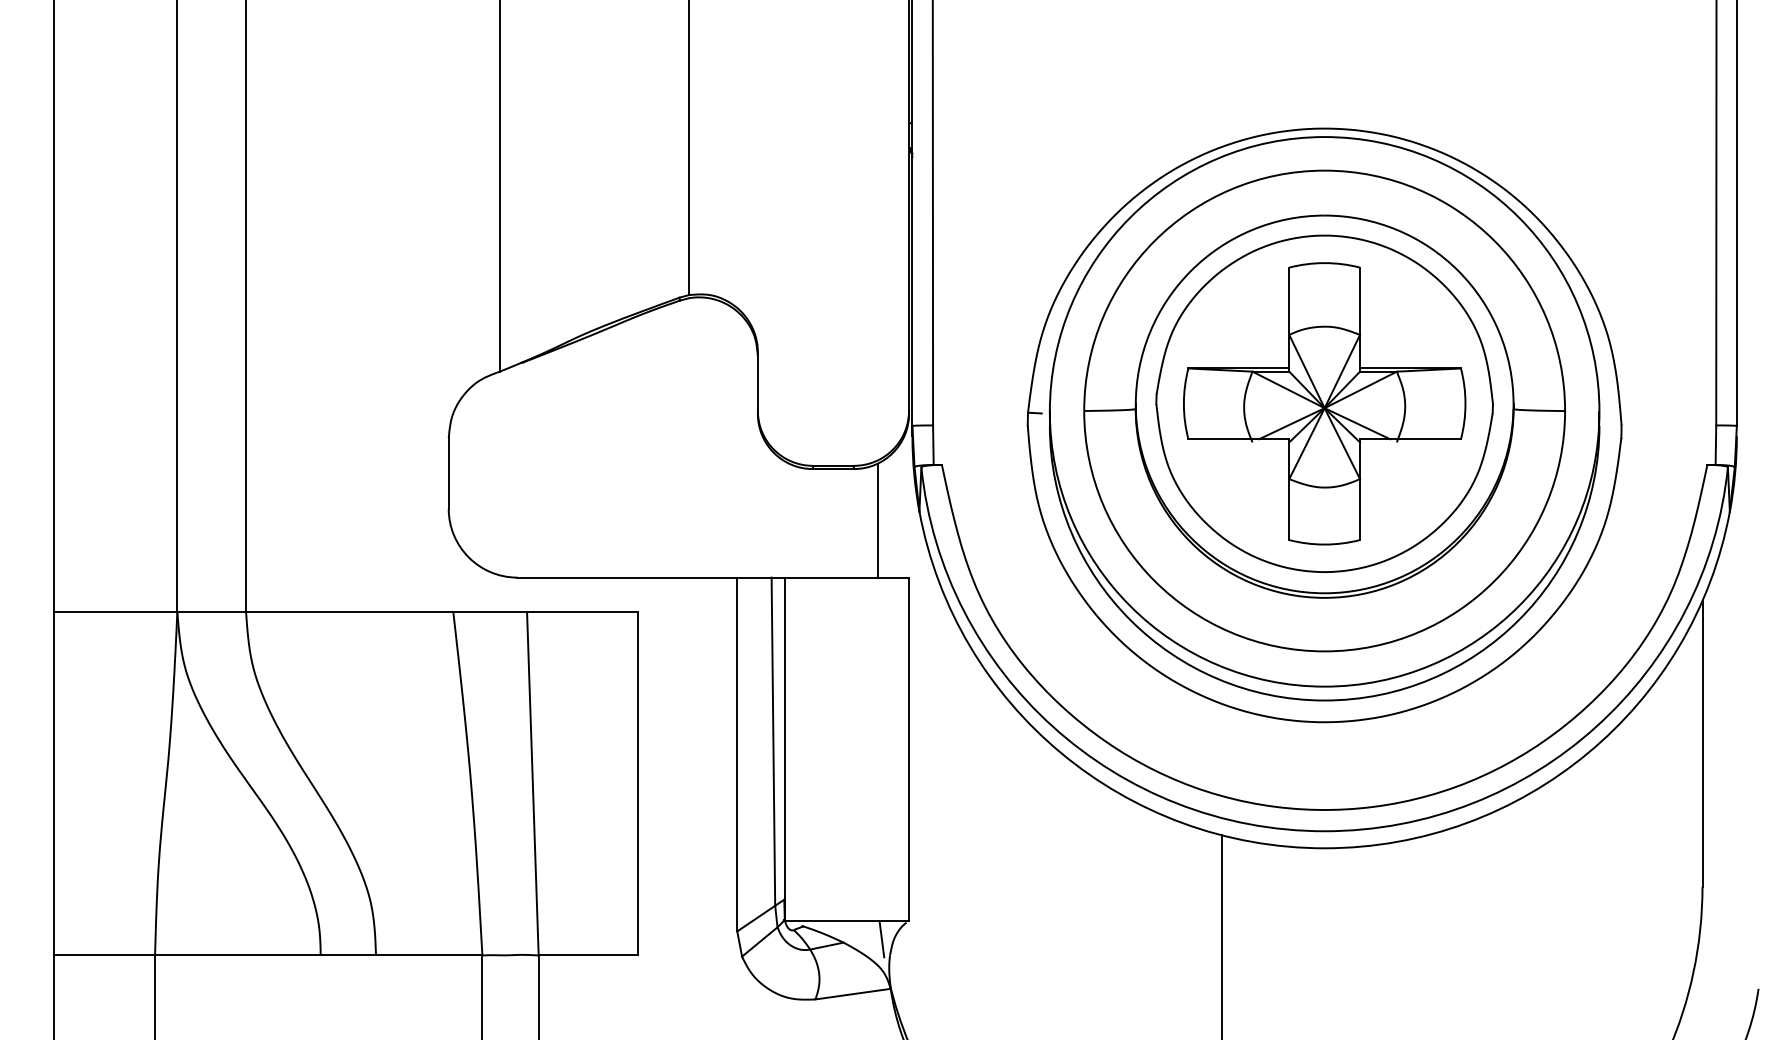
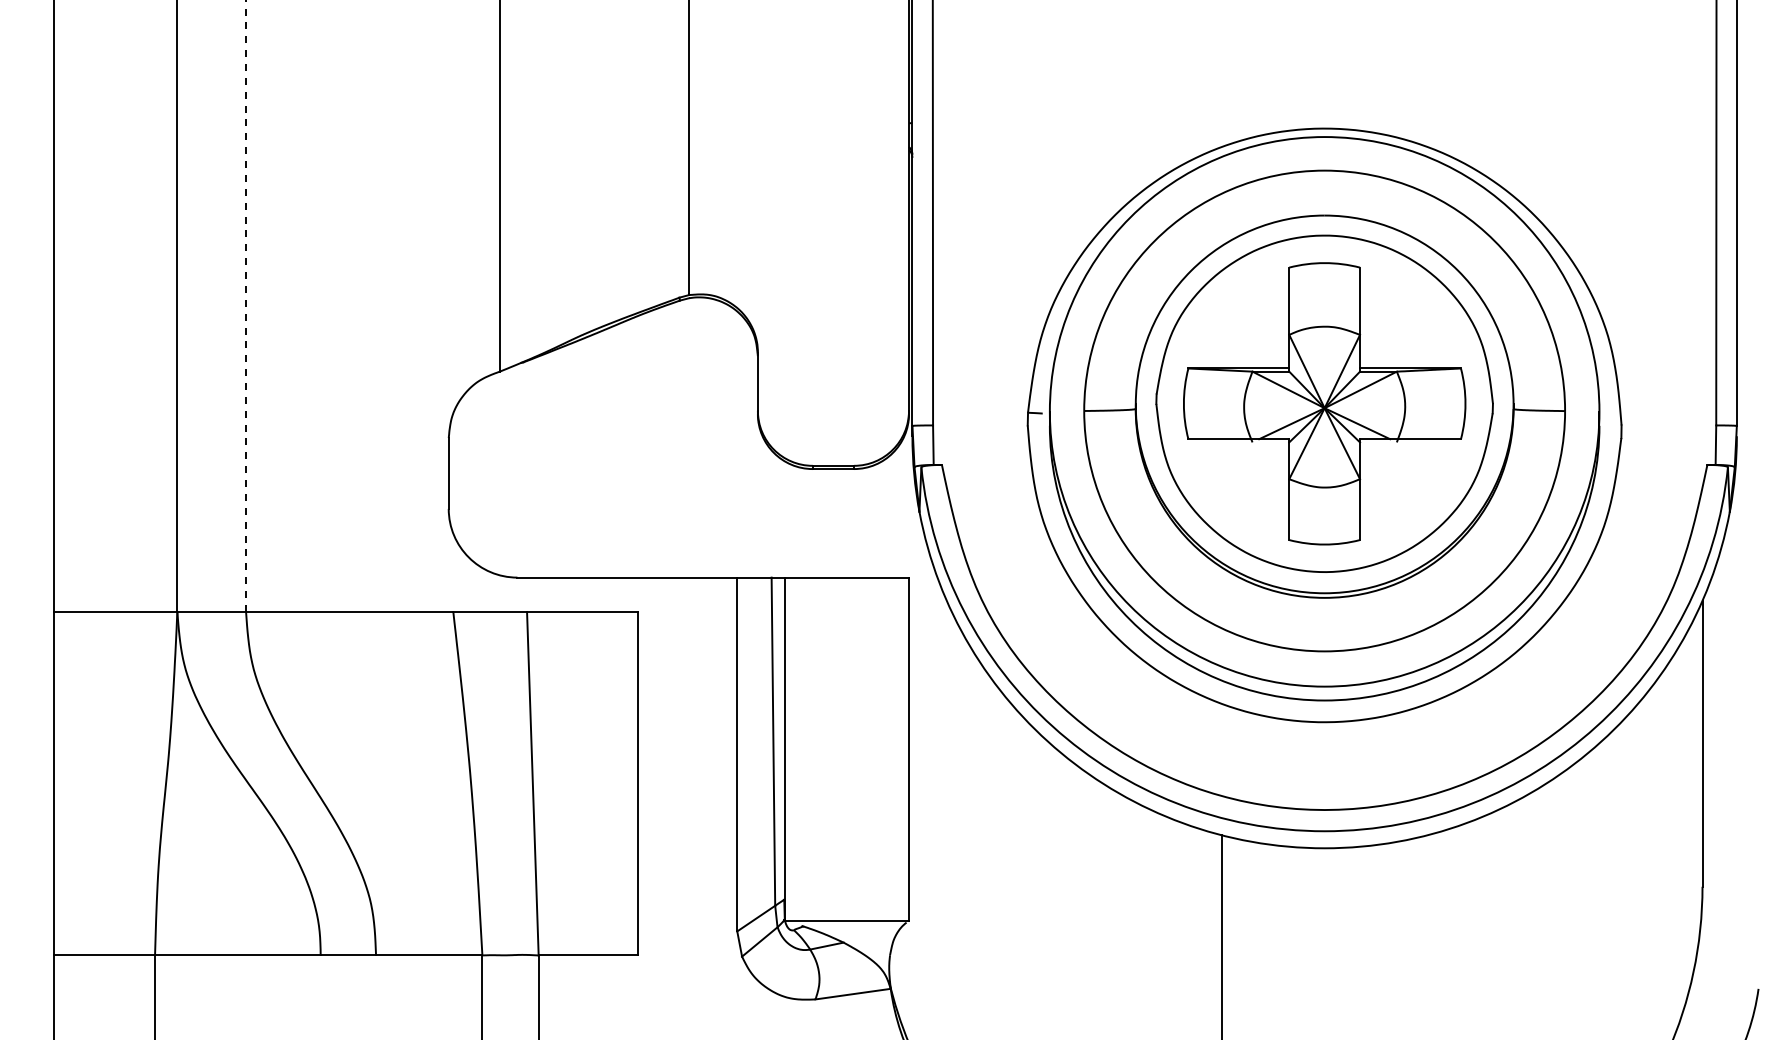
line: solid -> dashed (246, 306)
line: present -> none (878, 520)
line: present -> none (881, 939)
